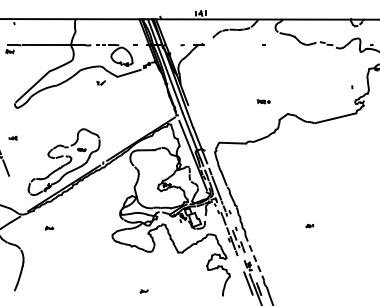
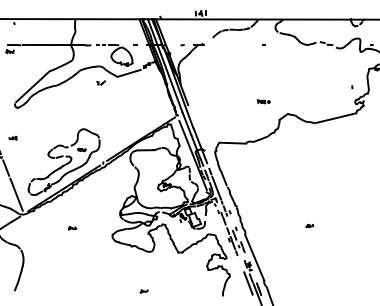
line: none -> present (16, 194)
part position: (49, 227) -> (72, 227) (72, 227)
line: dashed -> solid (254, 257)
